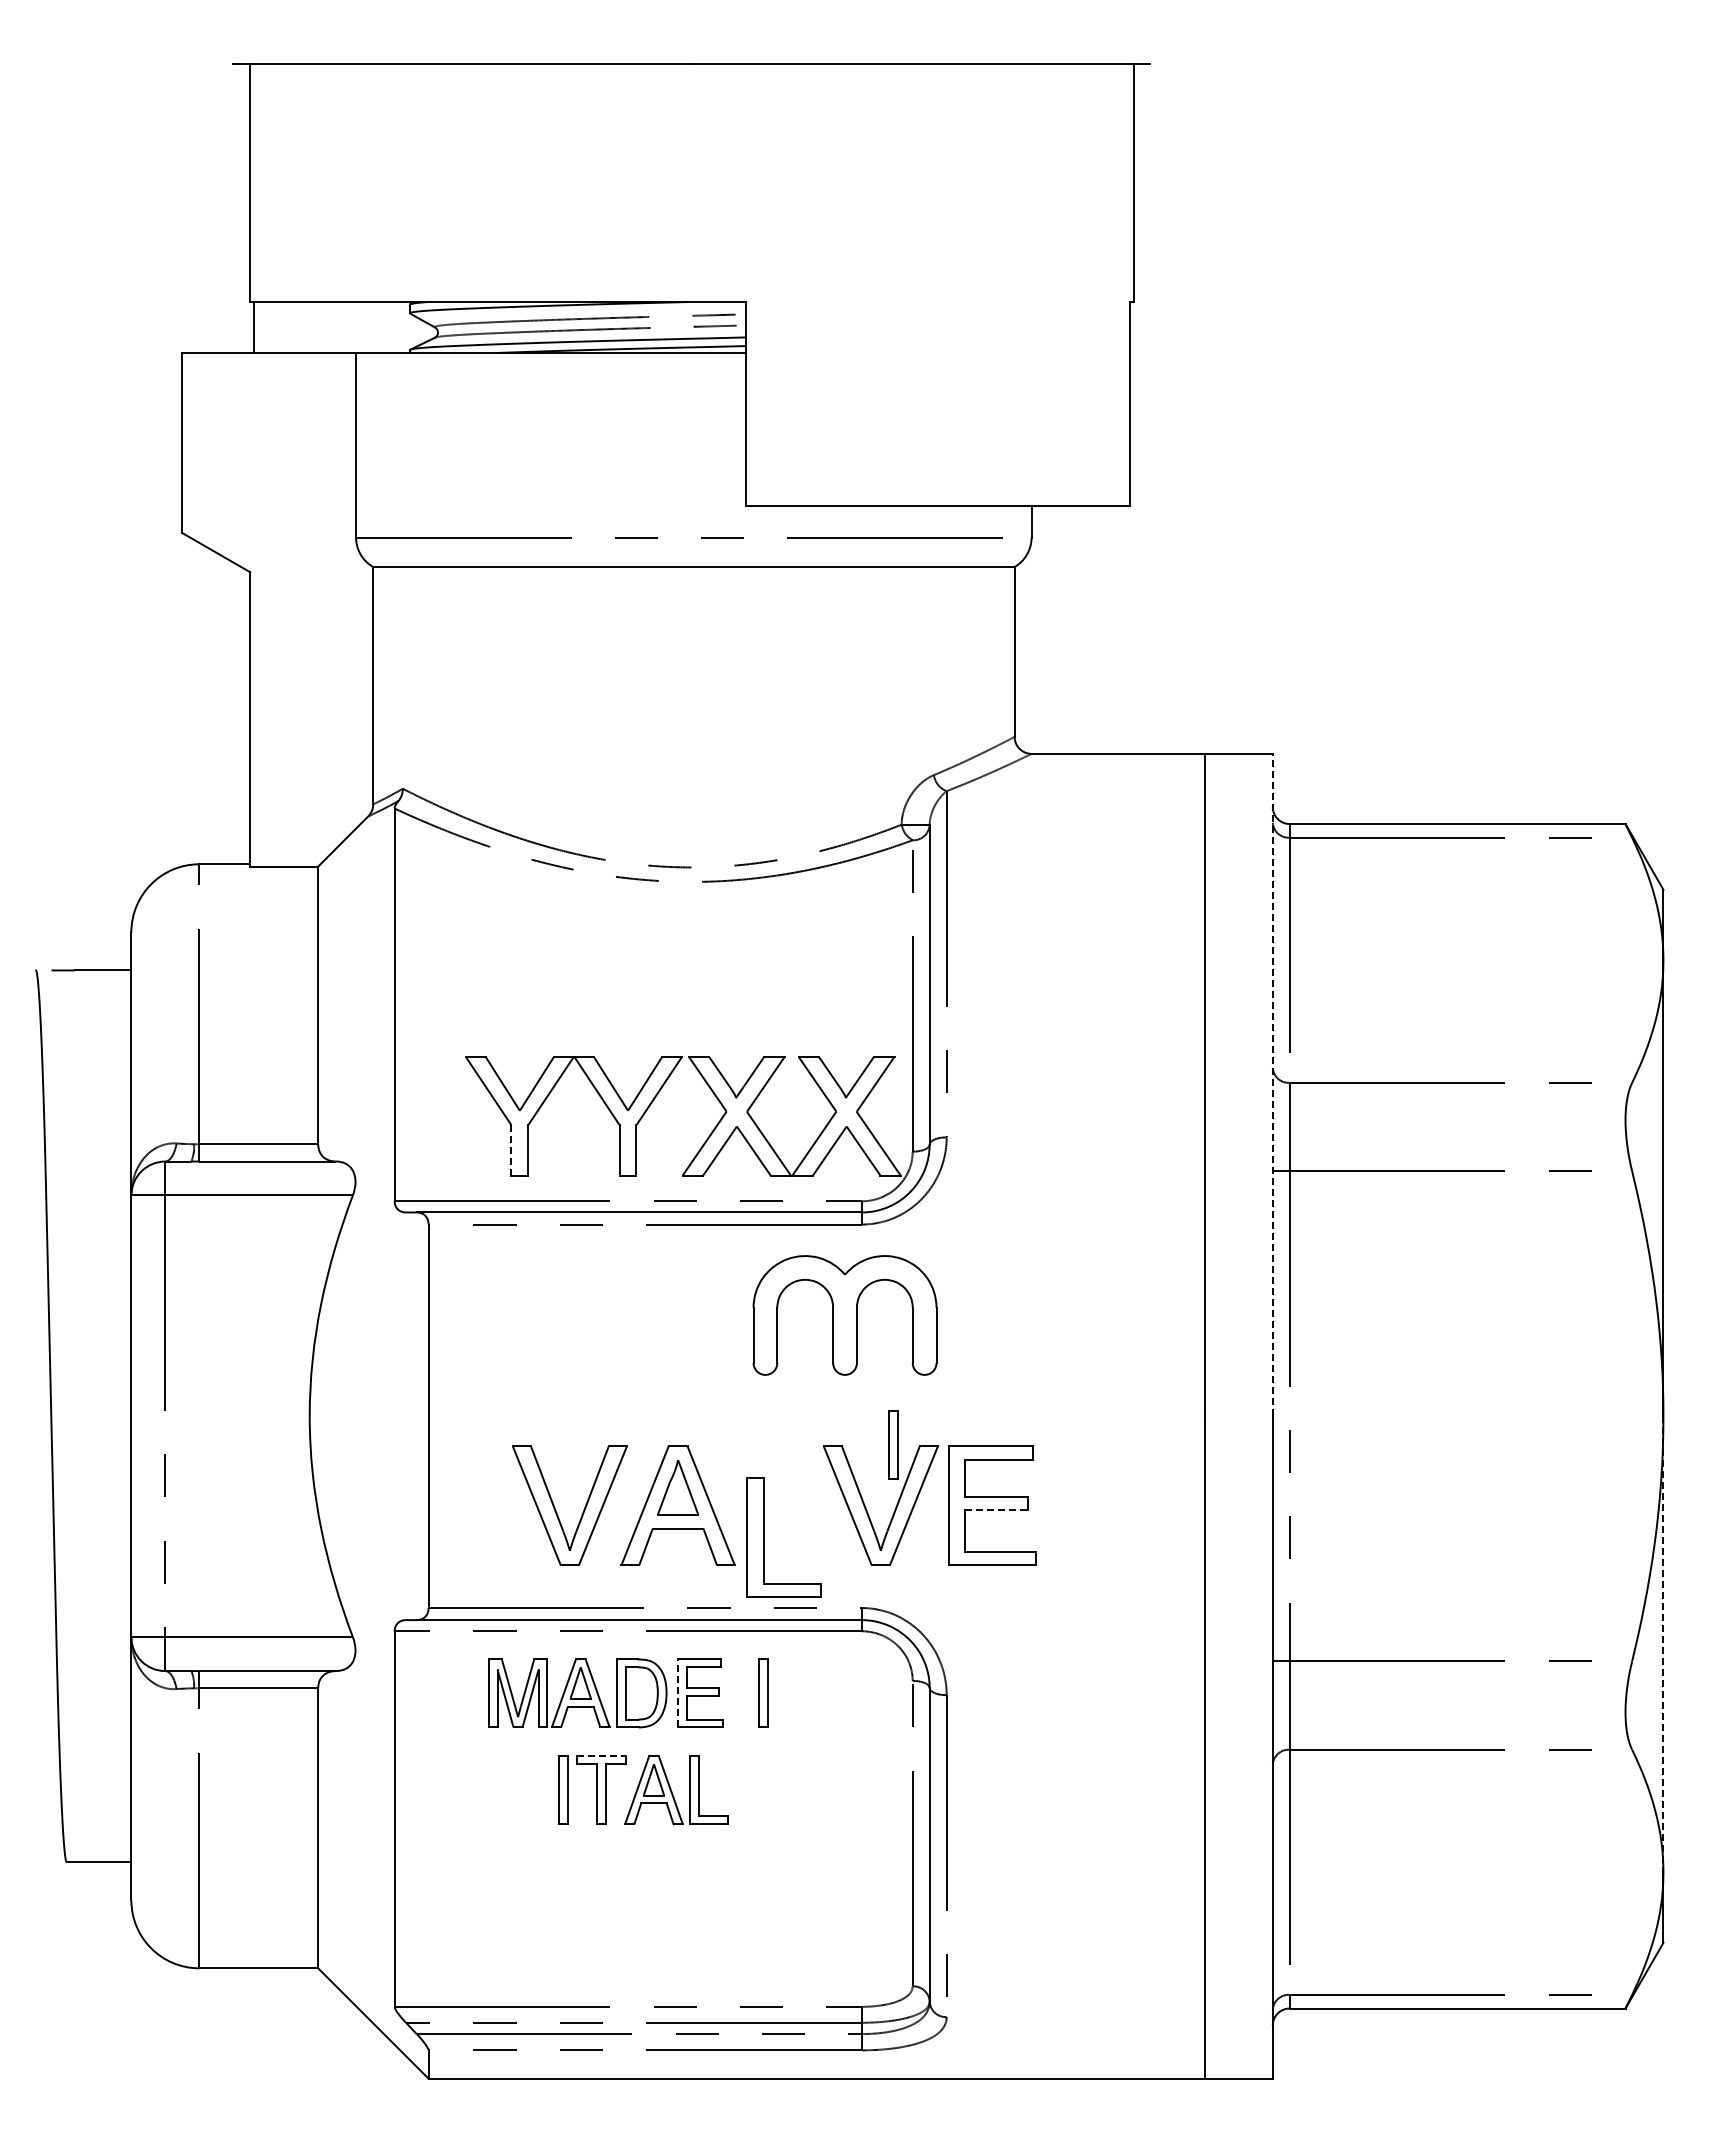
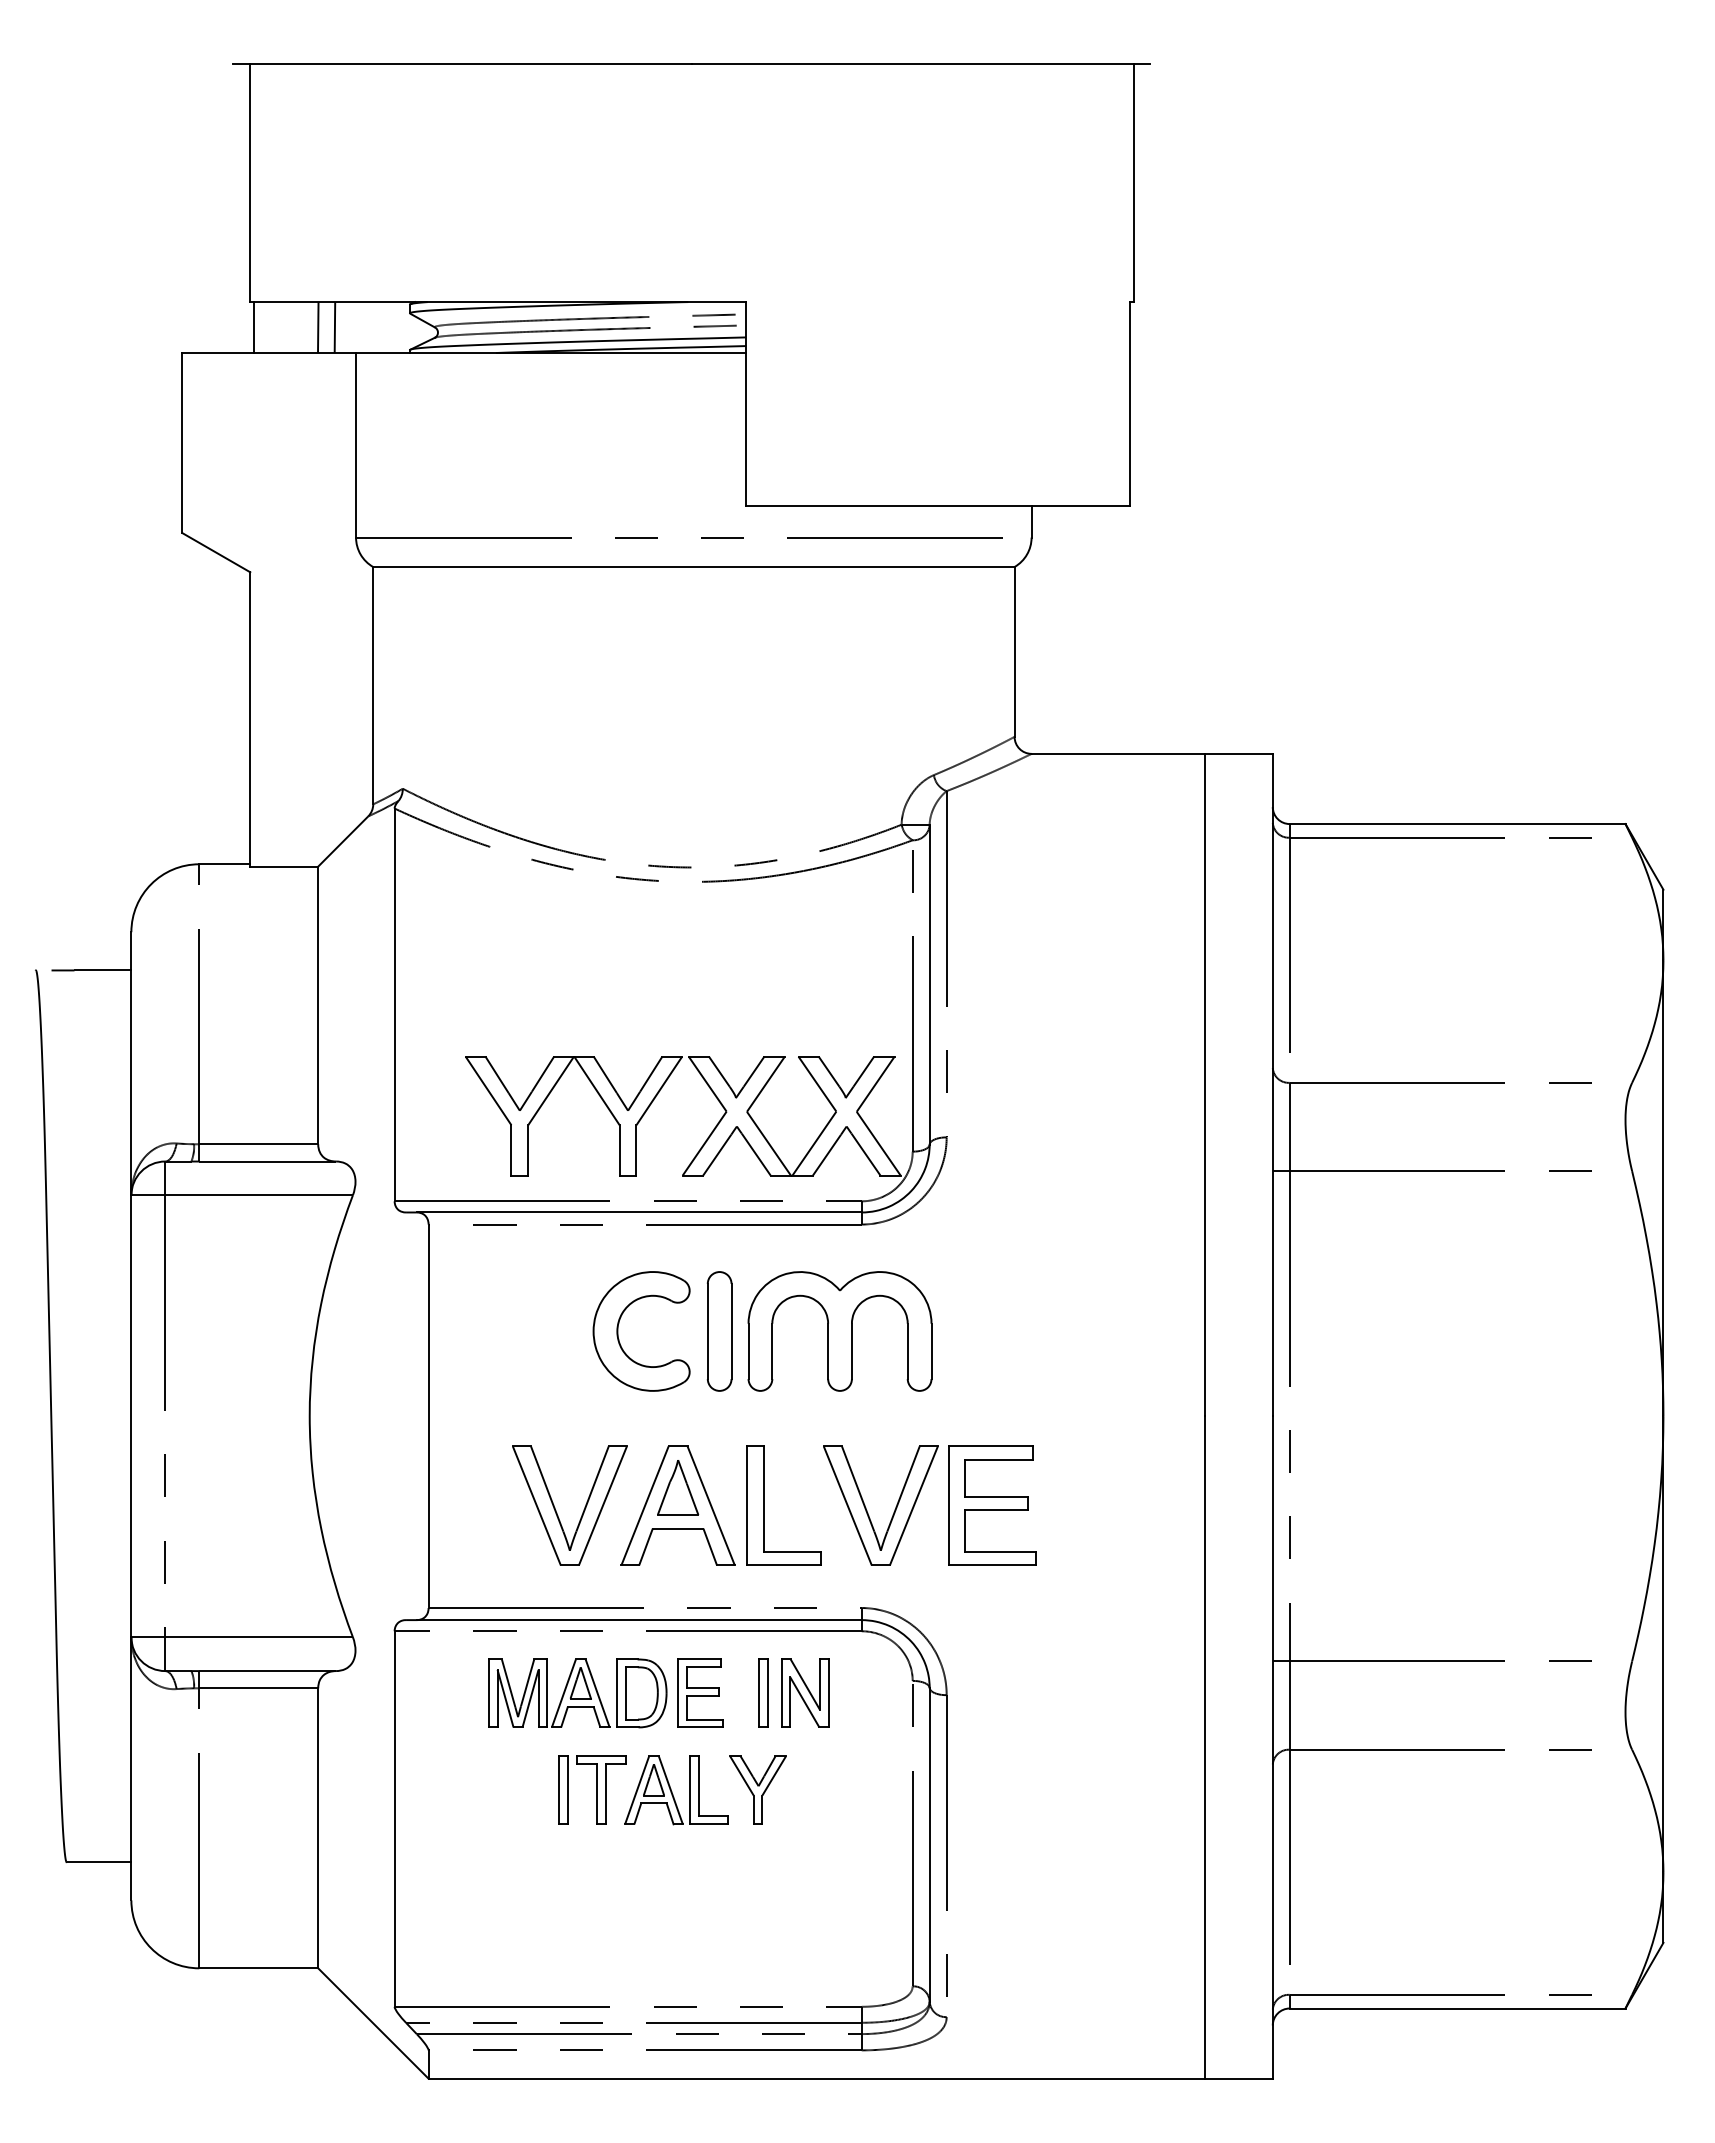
line: none -> present (318, 327)
line: none -> present (334, 327)
line: dashed -> solid (1272, 1084)
line: dashed -> solid (511, 1149)
part position: (844, 1315) -> (839, 1331) (839, 1331)
part: none -> present (618, 1331)
part: none -> present (719, 1331)
part: present -> none (893, 1444)
line: dashed -> solid (997, 1510)
part position: (764, 1537) -> (764, 1505) (764, 1505)
line: dashed -> solid (1663, 1644)
part: none -> present (805, 1692)
line: dashed -> solid (677, 1693)
line: dashed -> solid (601, 1756)
part: none -> present (757, 1789)
